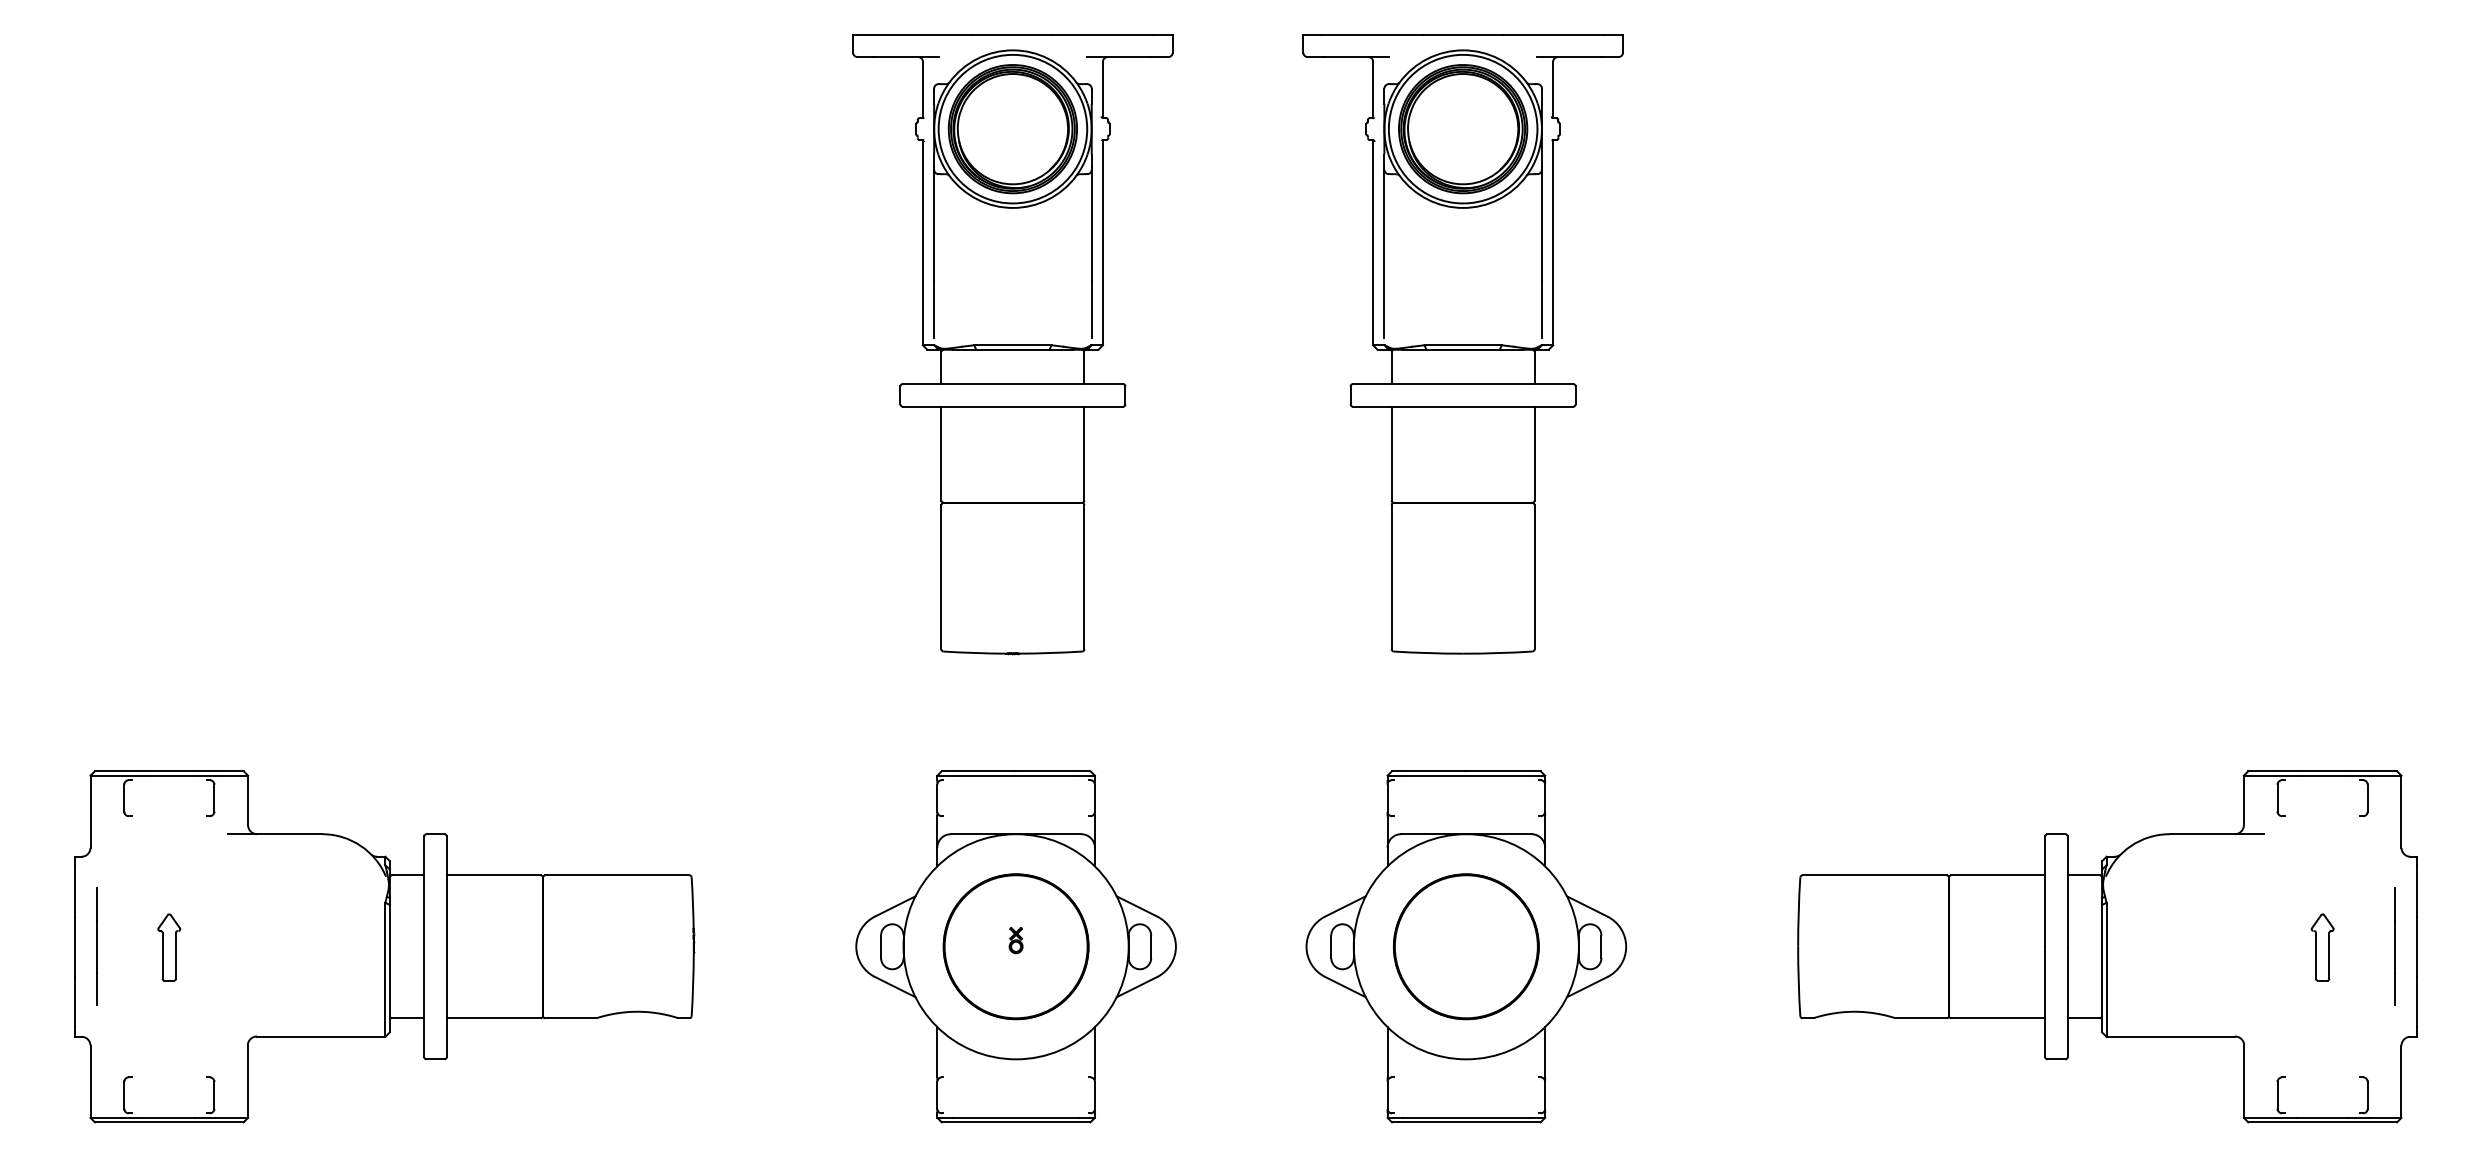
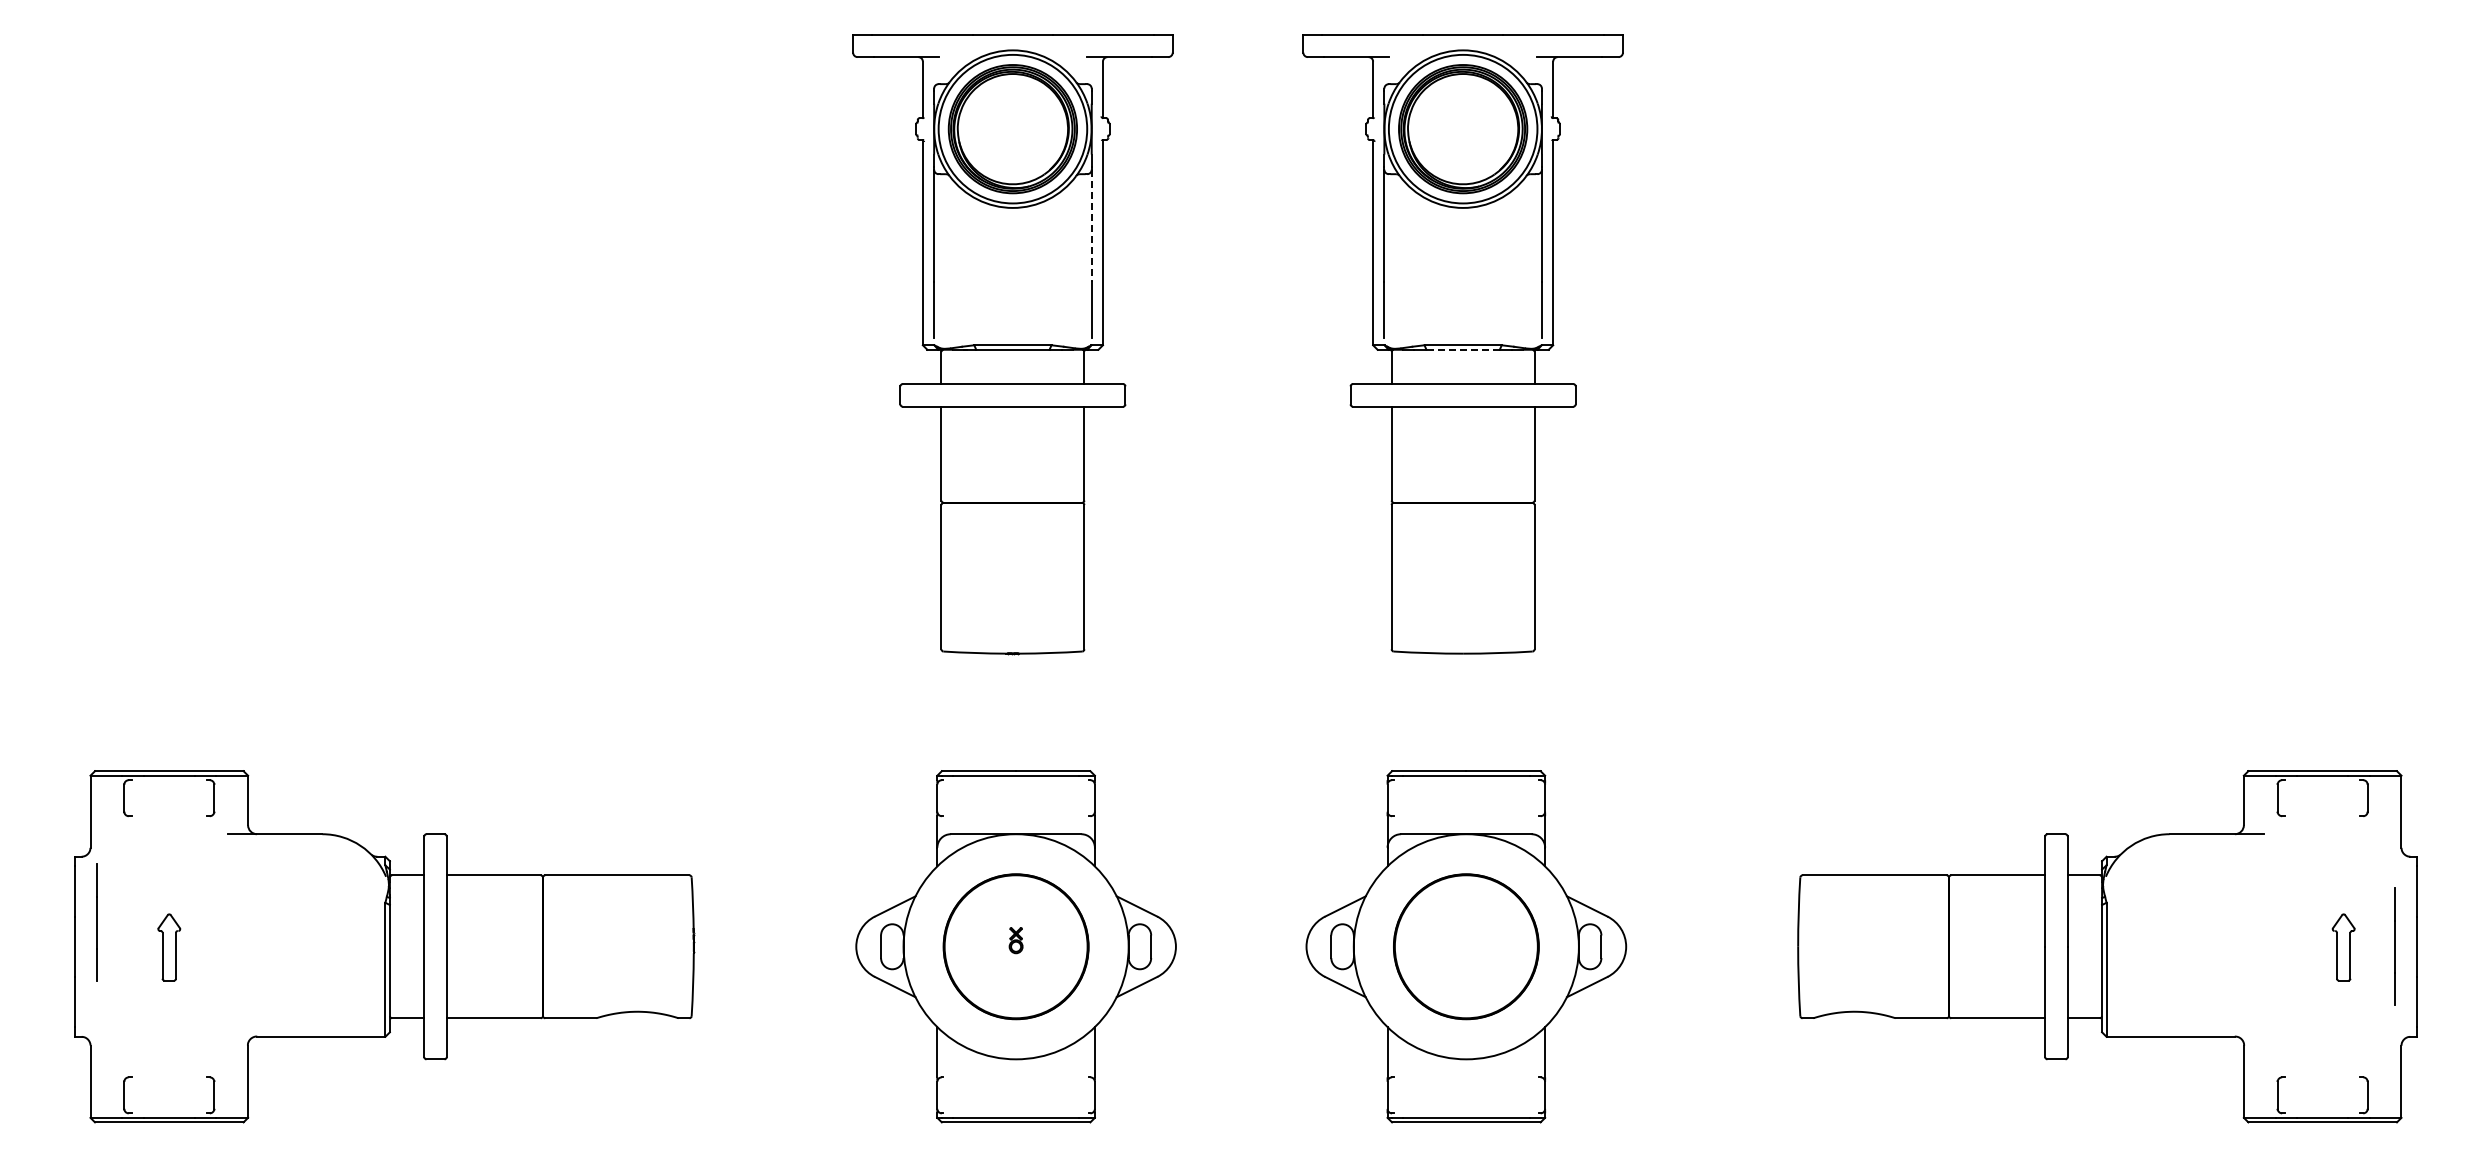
line: solid -> dashed (1091, 226)
line: solid -> dashed (1463, 349)
line position: (96, 946) -> (96, 922) (96, 922)
part position: (2322, 947) -> (2343, 947) (2343, 947)
